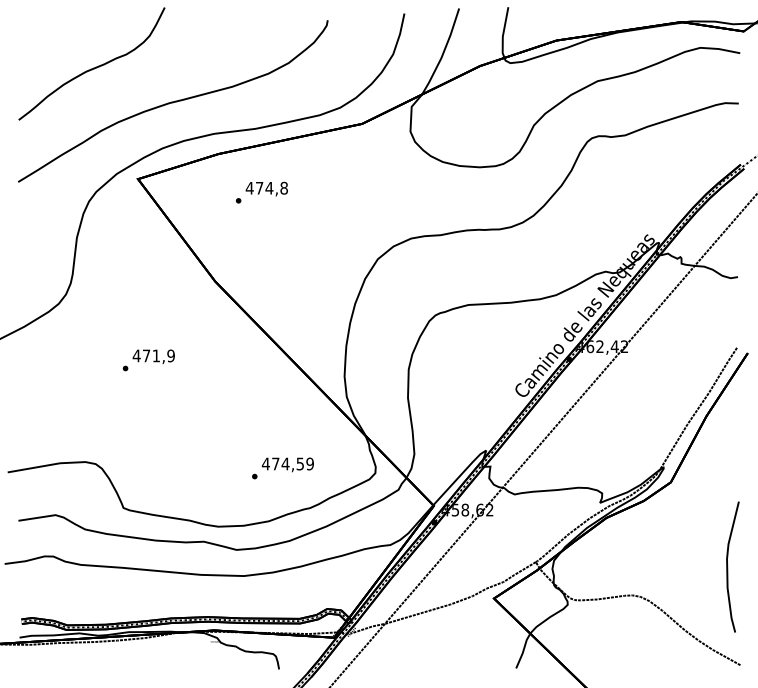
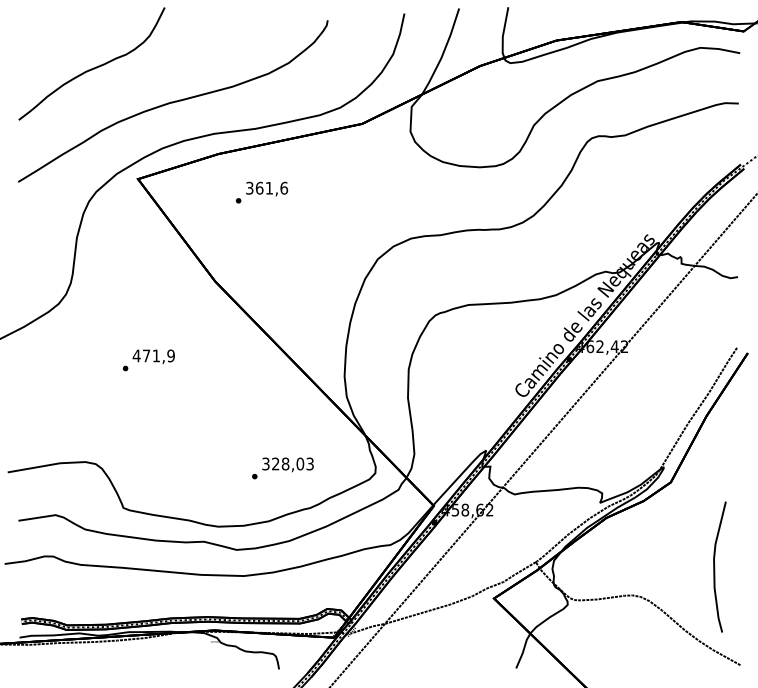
text: 474,8 -> 361,6 (266, 187)
text: 474,59 -> 328,03 (287, 463)
curve position: (728, 566) -> (715, 566) (715, 566)
